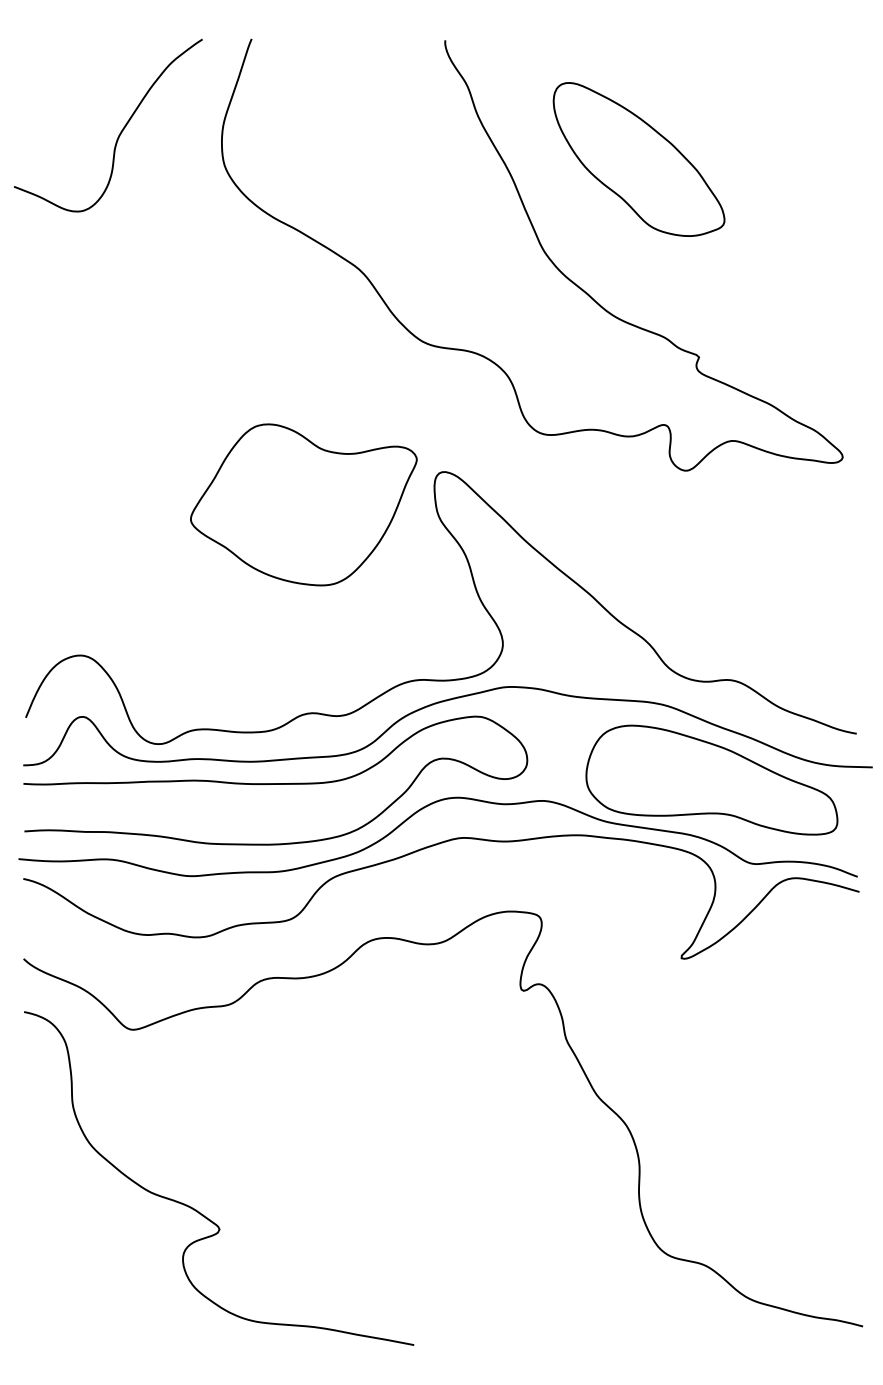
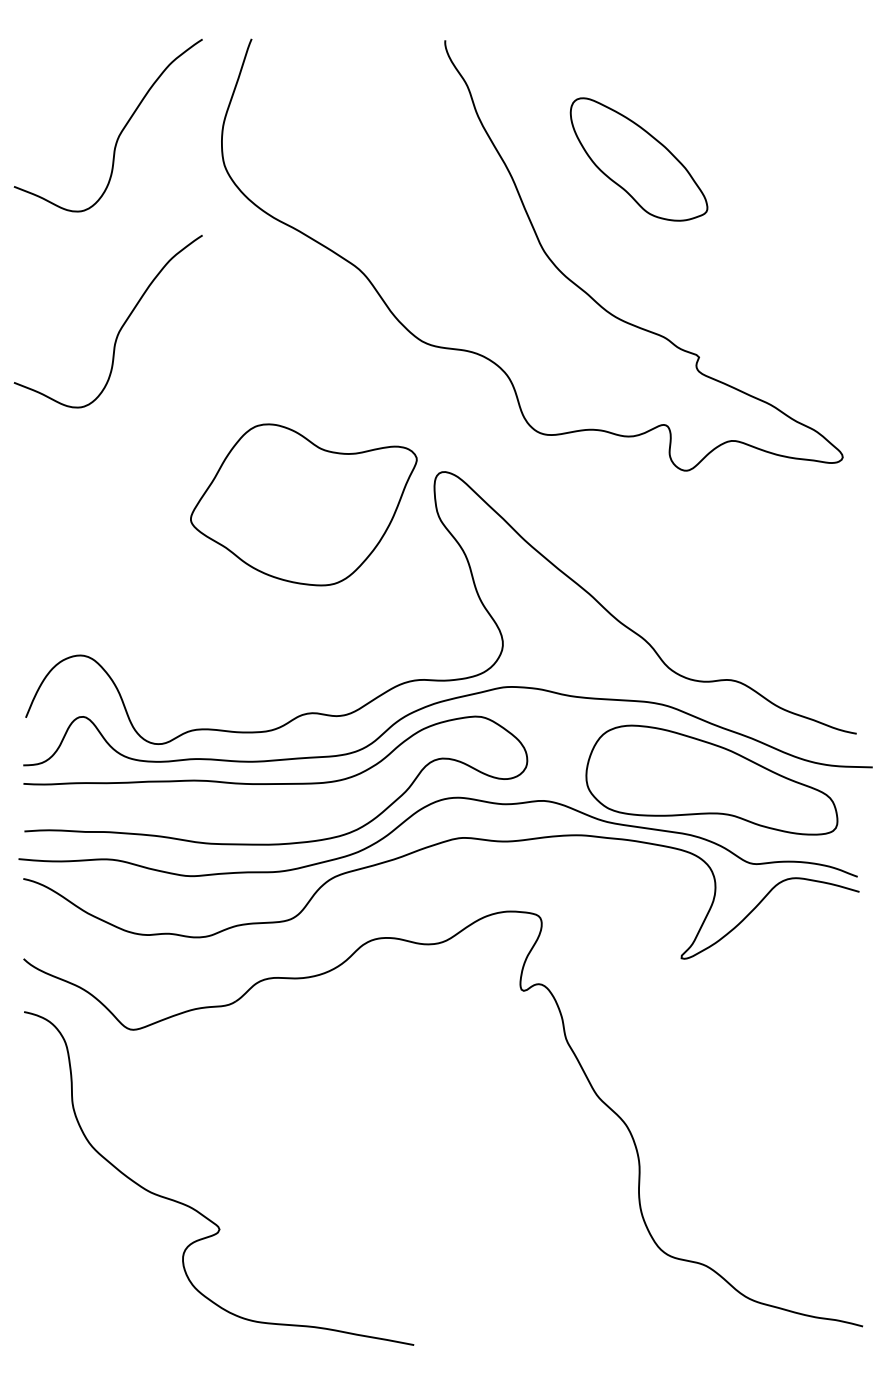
part size: 174x155 px -> 140x125 px (638, 159)
curve: none -> present (120, 327)
